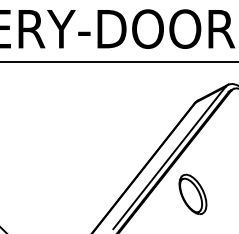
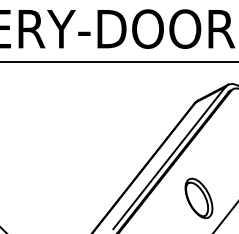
part position: (192, 193) -> (198, 197) (198, 197)
line: none -> present (225, 217)
